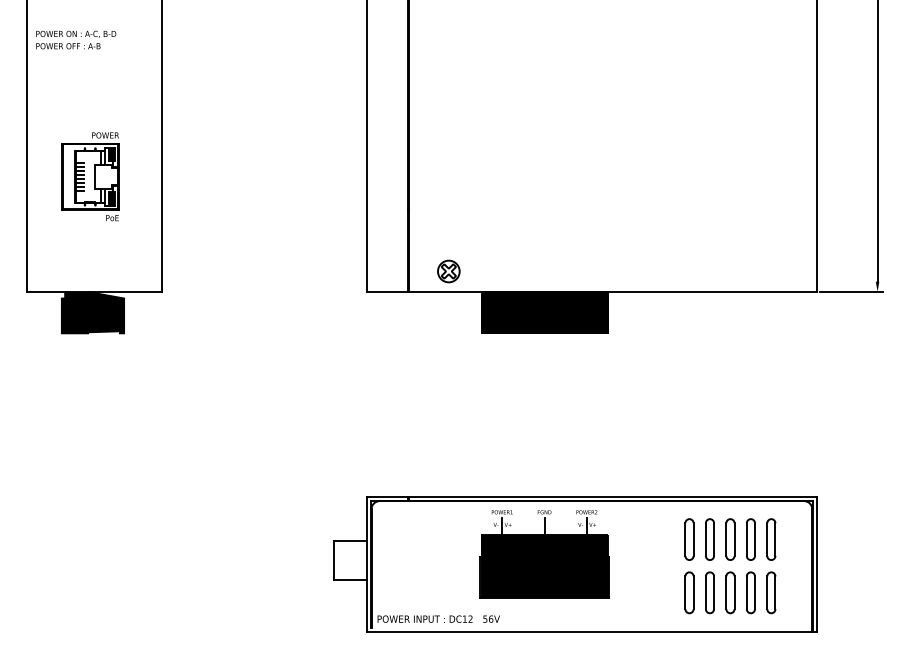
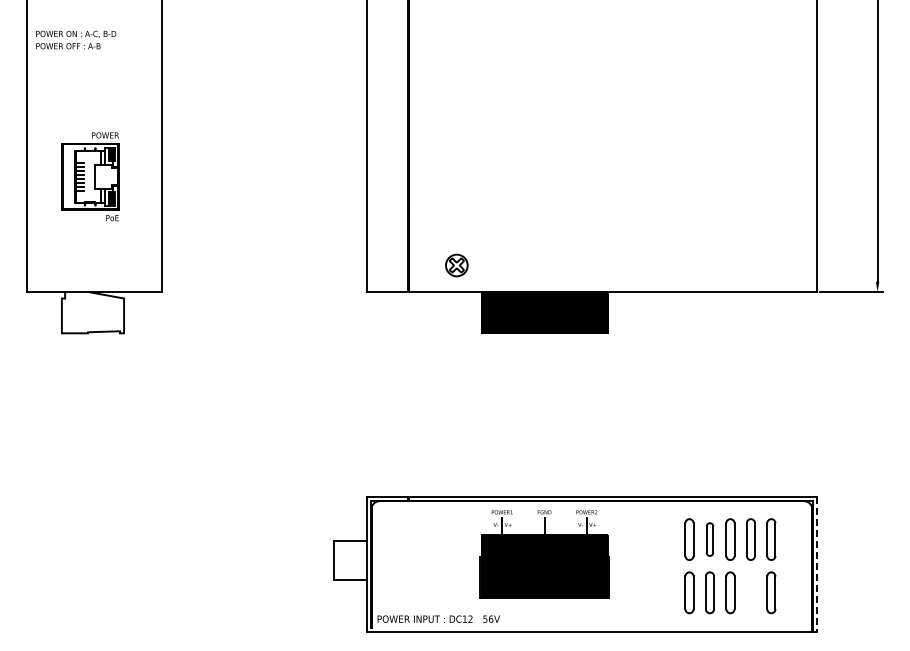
part position: (448, 271) -> (456, 265) (456, 265)
fill: present -> none (92, 312)
part size: 10x43 px -> 10x35 px (709, 539)
line: solid -> dashed (817, 564)
part: present -> none (750, 592)
